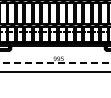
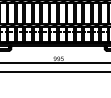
line: dashed -> solid (55, 62)
